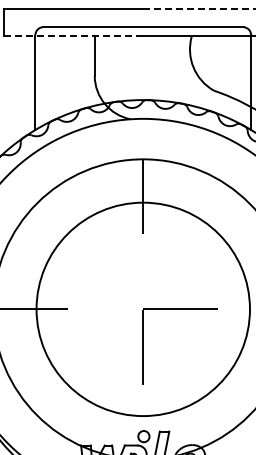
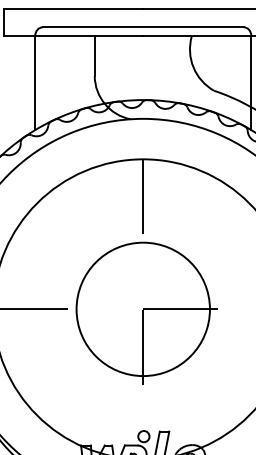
line: dashed -> solid (199, 9)
line: dashed -> solid (73, 36)
circle diameter: 213 px -> 133 px (142, 309)
